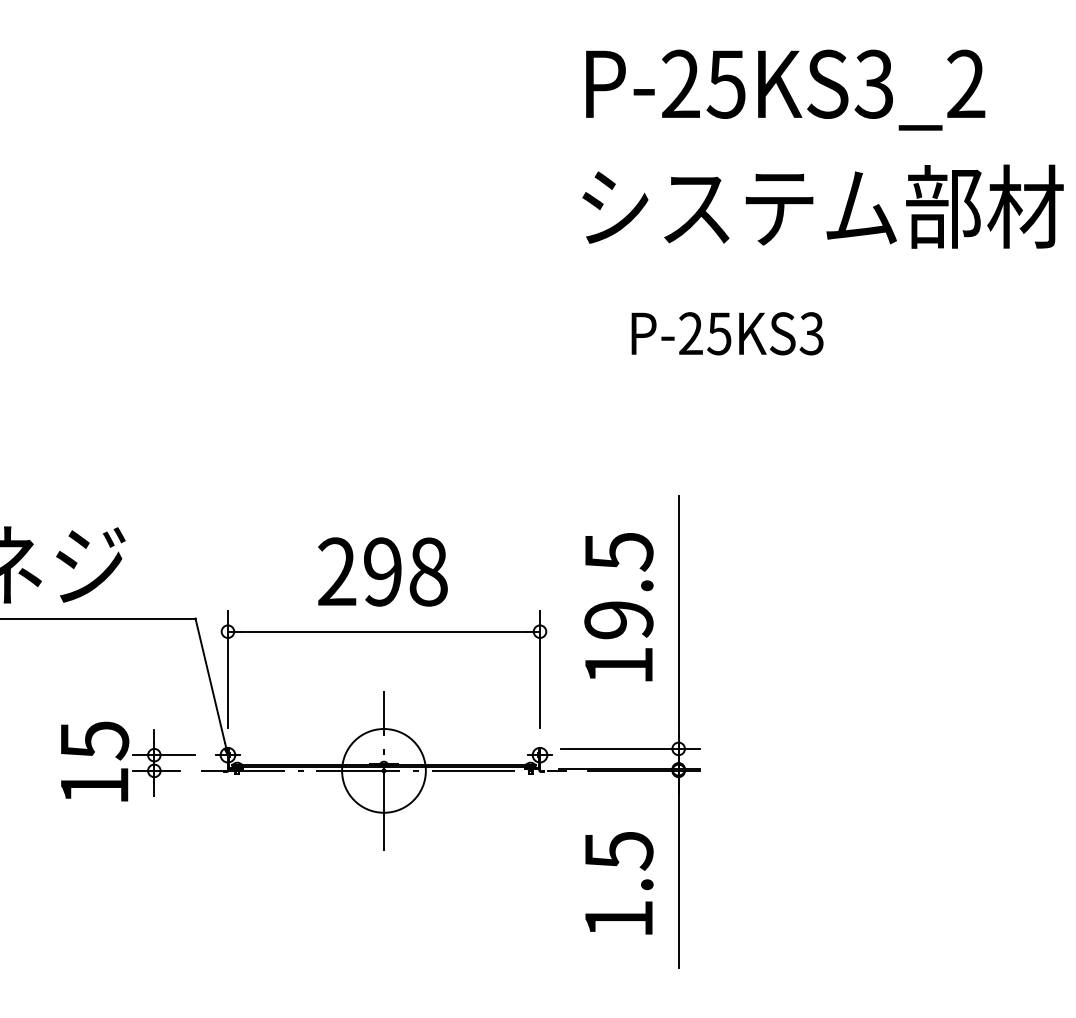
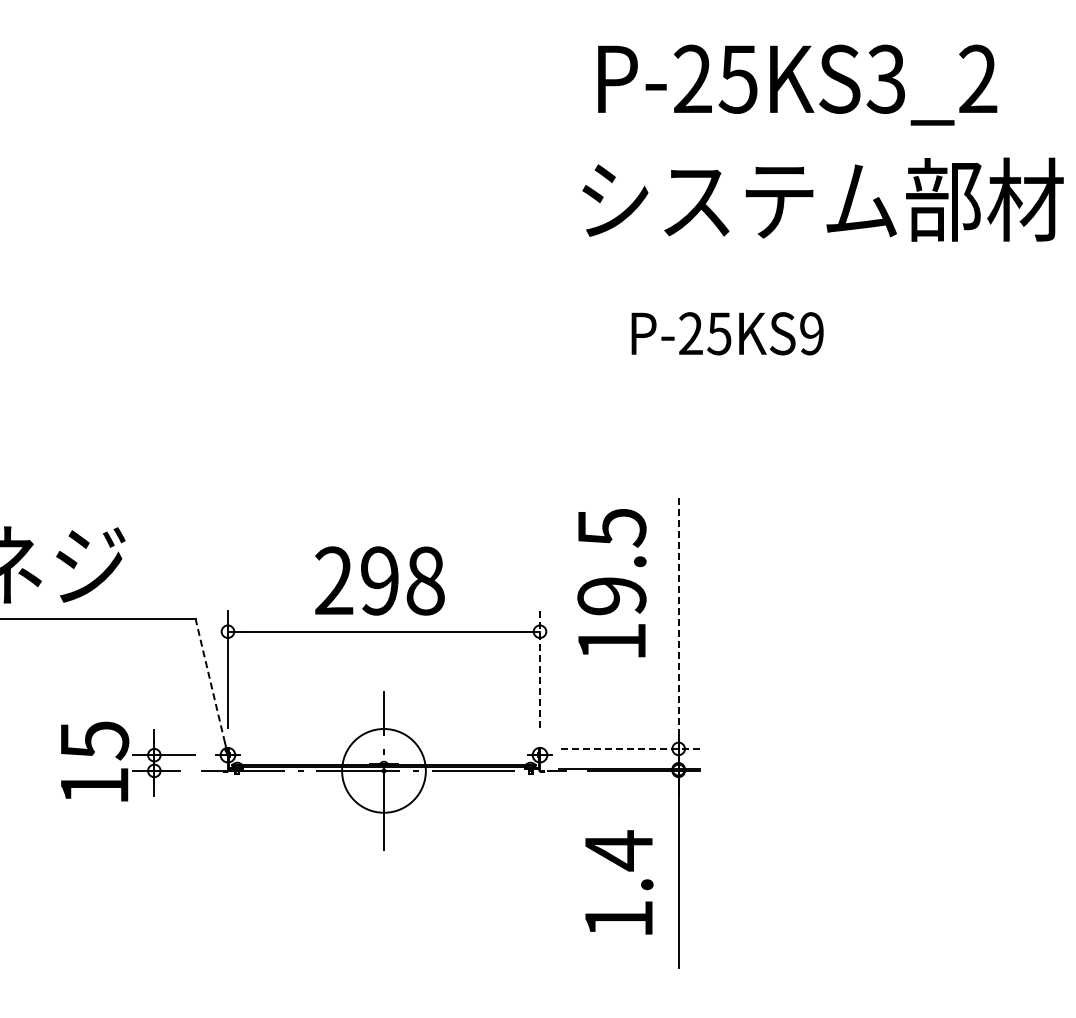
text position: (785, 89) -> (797, 84) (797, 84)
text position: (822, 206) -> (822, 199) (822, 199)
text: P-25KS3 -> P-25KS9 (811, 333)
text position: (382, 571) -> (379, 580) (379, 580)
text position: (618, 607) -> (611, 583) (611, 583)
line: solid -> dashed (678, 615)
line: solid -> dashed (540, 669)
line: solid -> dashed (210, 680)
line: solid -> dashed (630, 748)
text: 1.5 -> 1.4 (619, 850)
